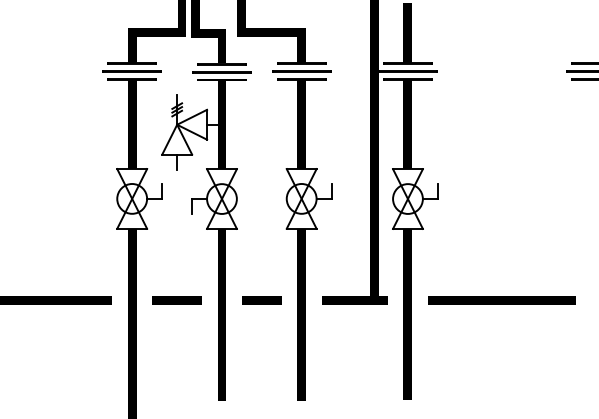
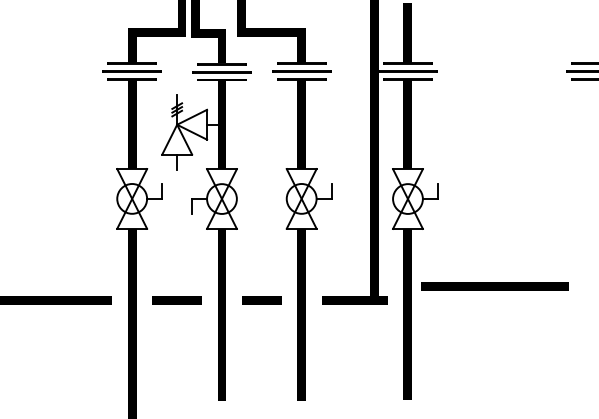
line position: (501, 300) -> (494, 286) (494, 286)
